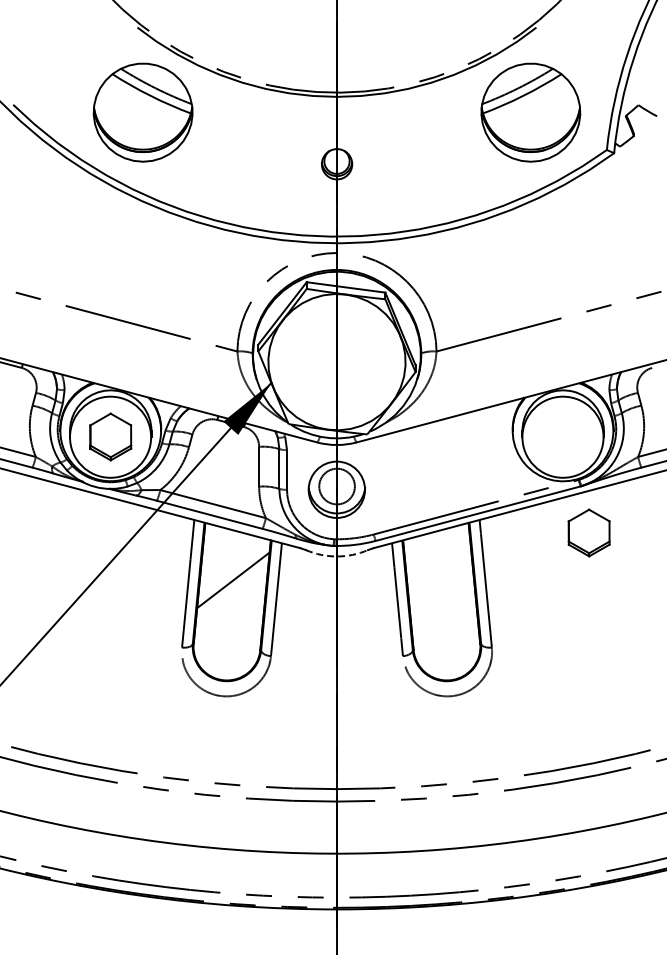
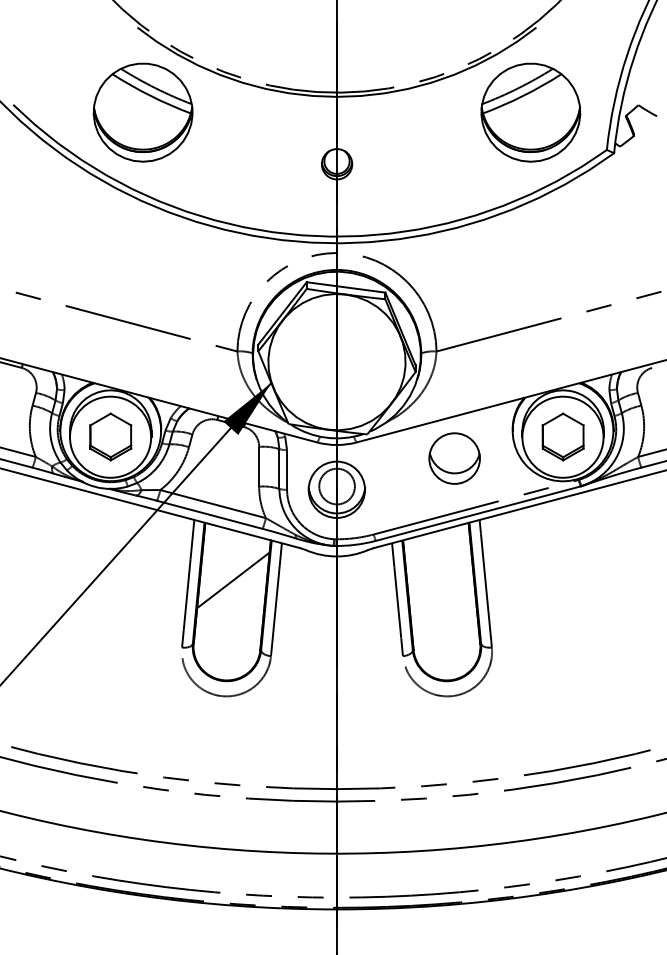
part: none -> present (454, 458)
part position: (588, 532) -> (562, 436) (562, 436)
arc: dashed -> solid (336, 556)
